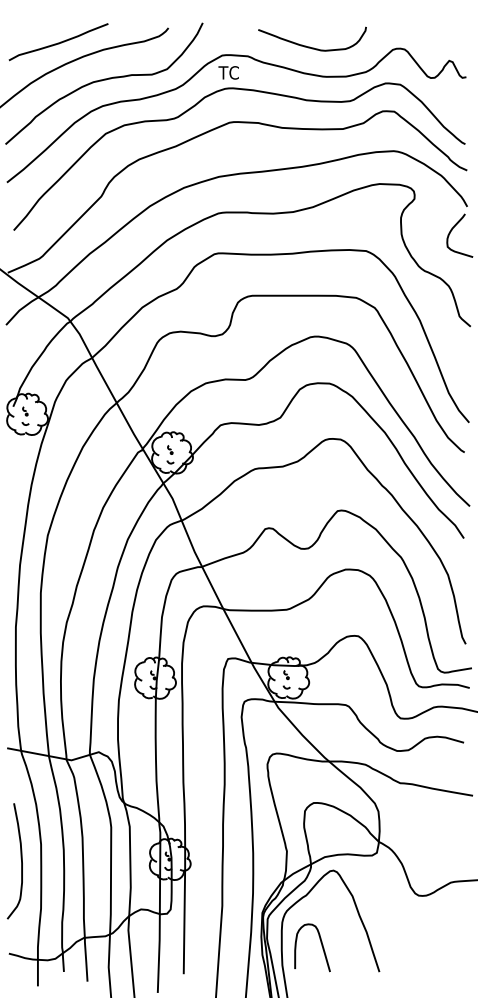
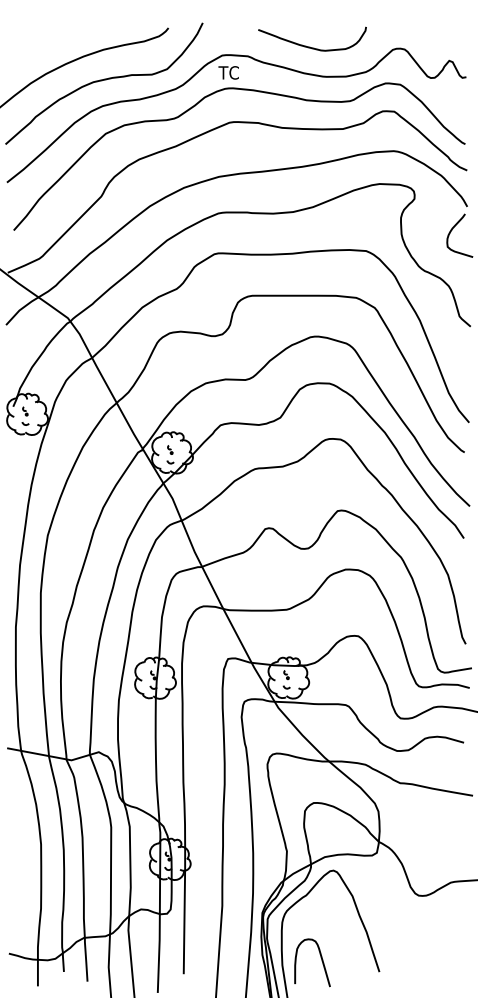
curve: present -> none (58, 42)
curve: present -> none (20, 858)
curve position: (321, 946) -> (321, 961) (321, 961)
